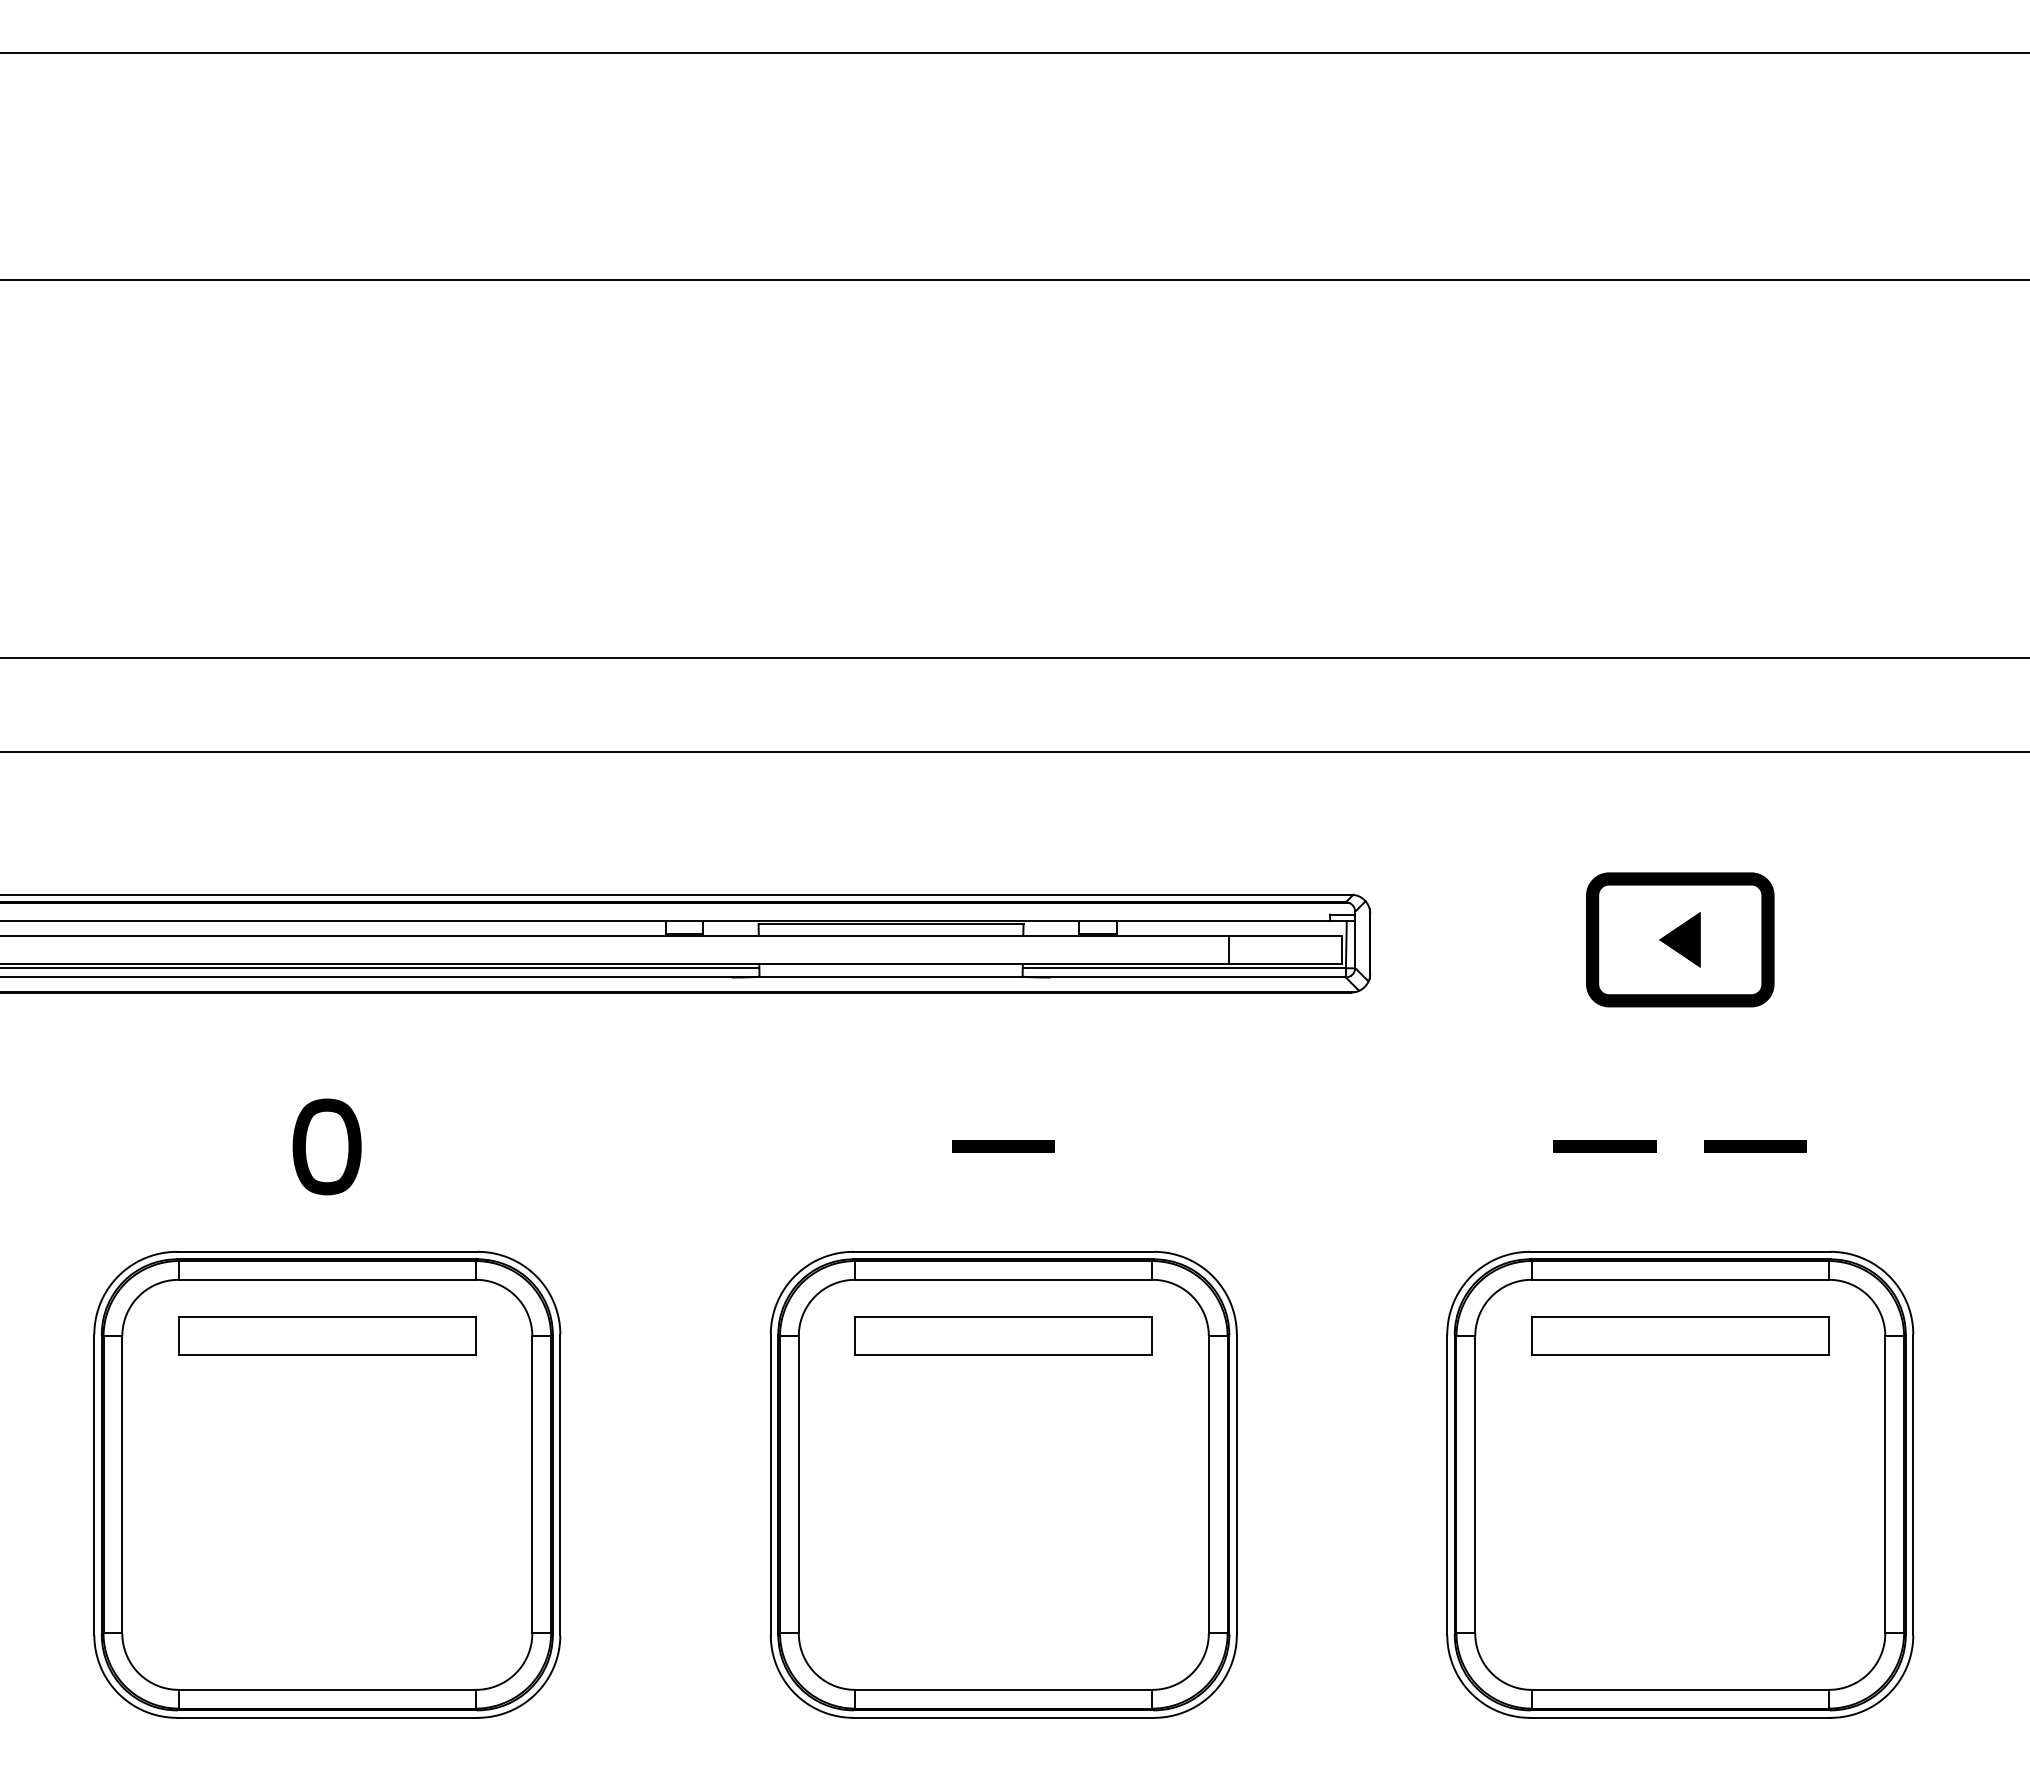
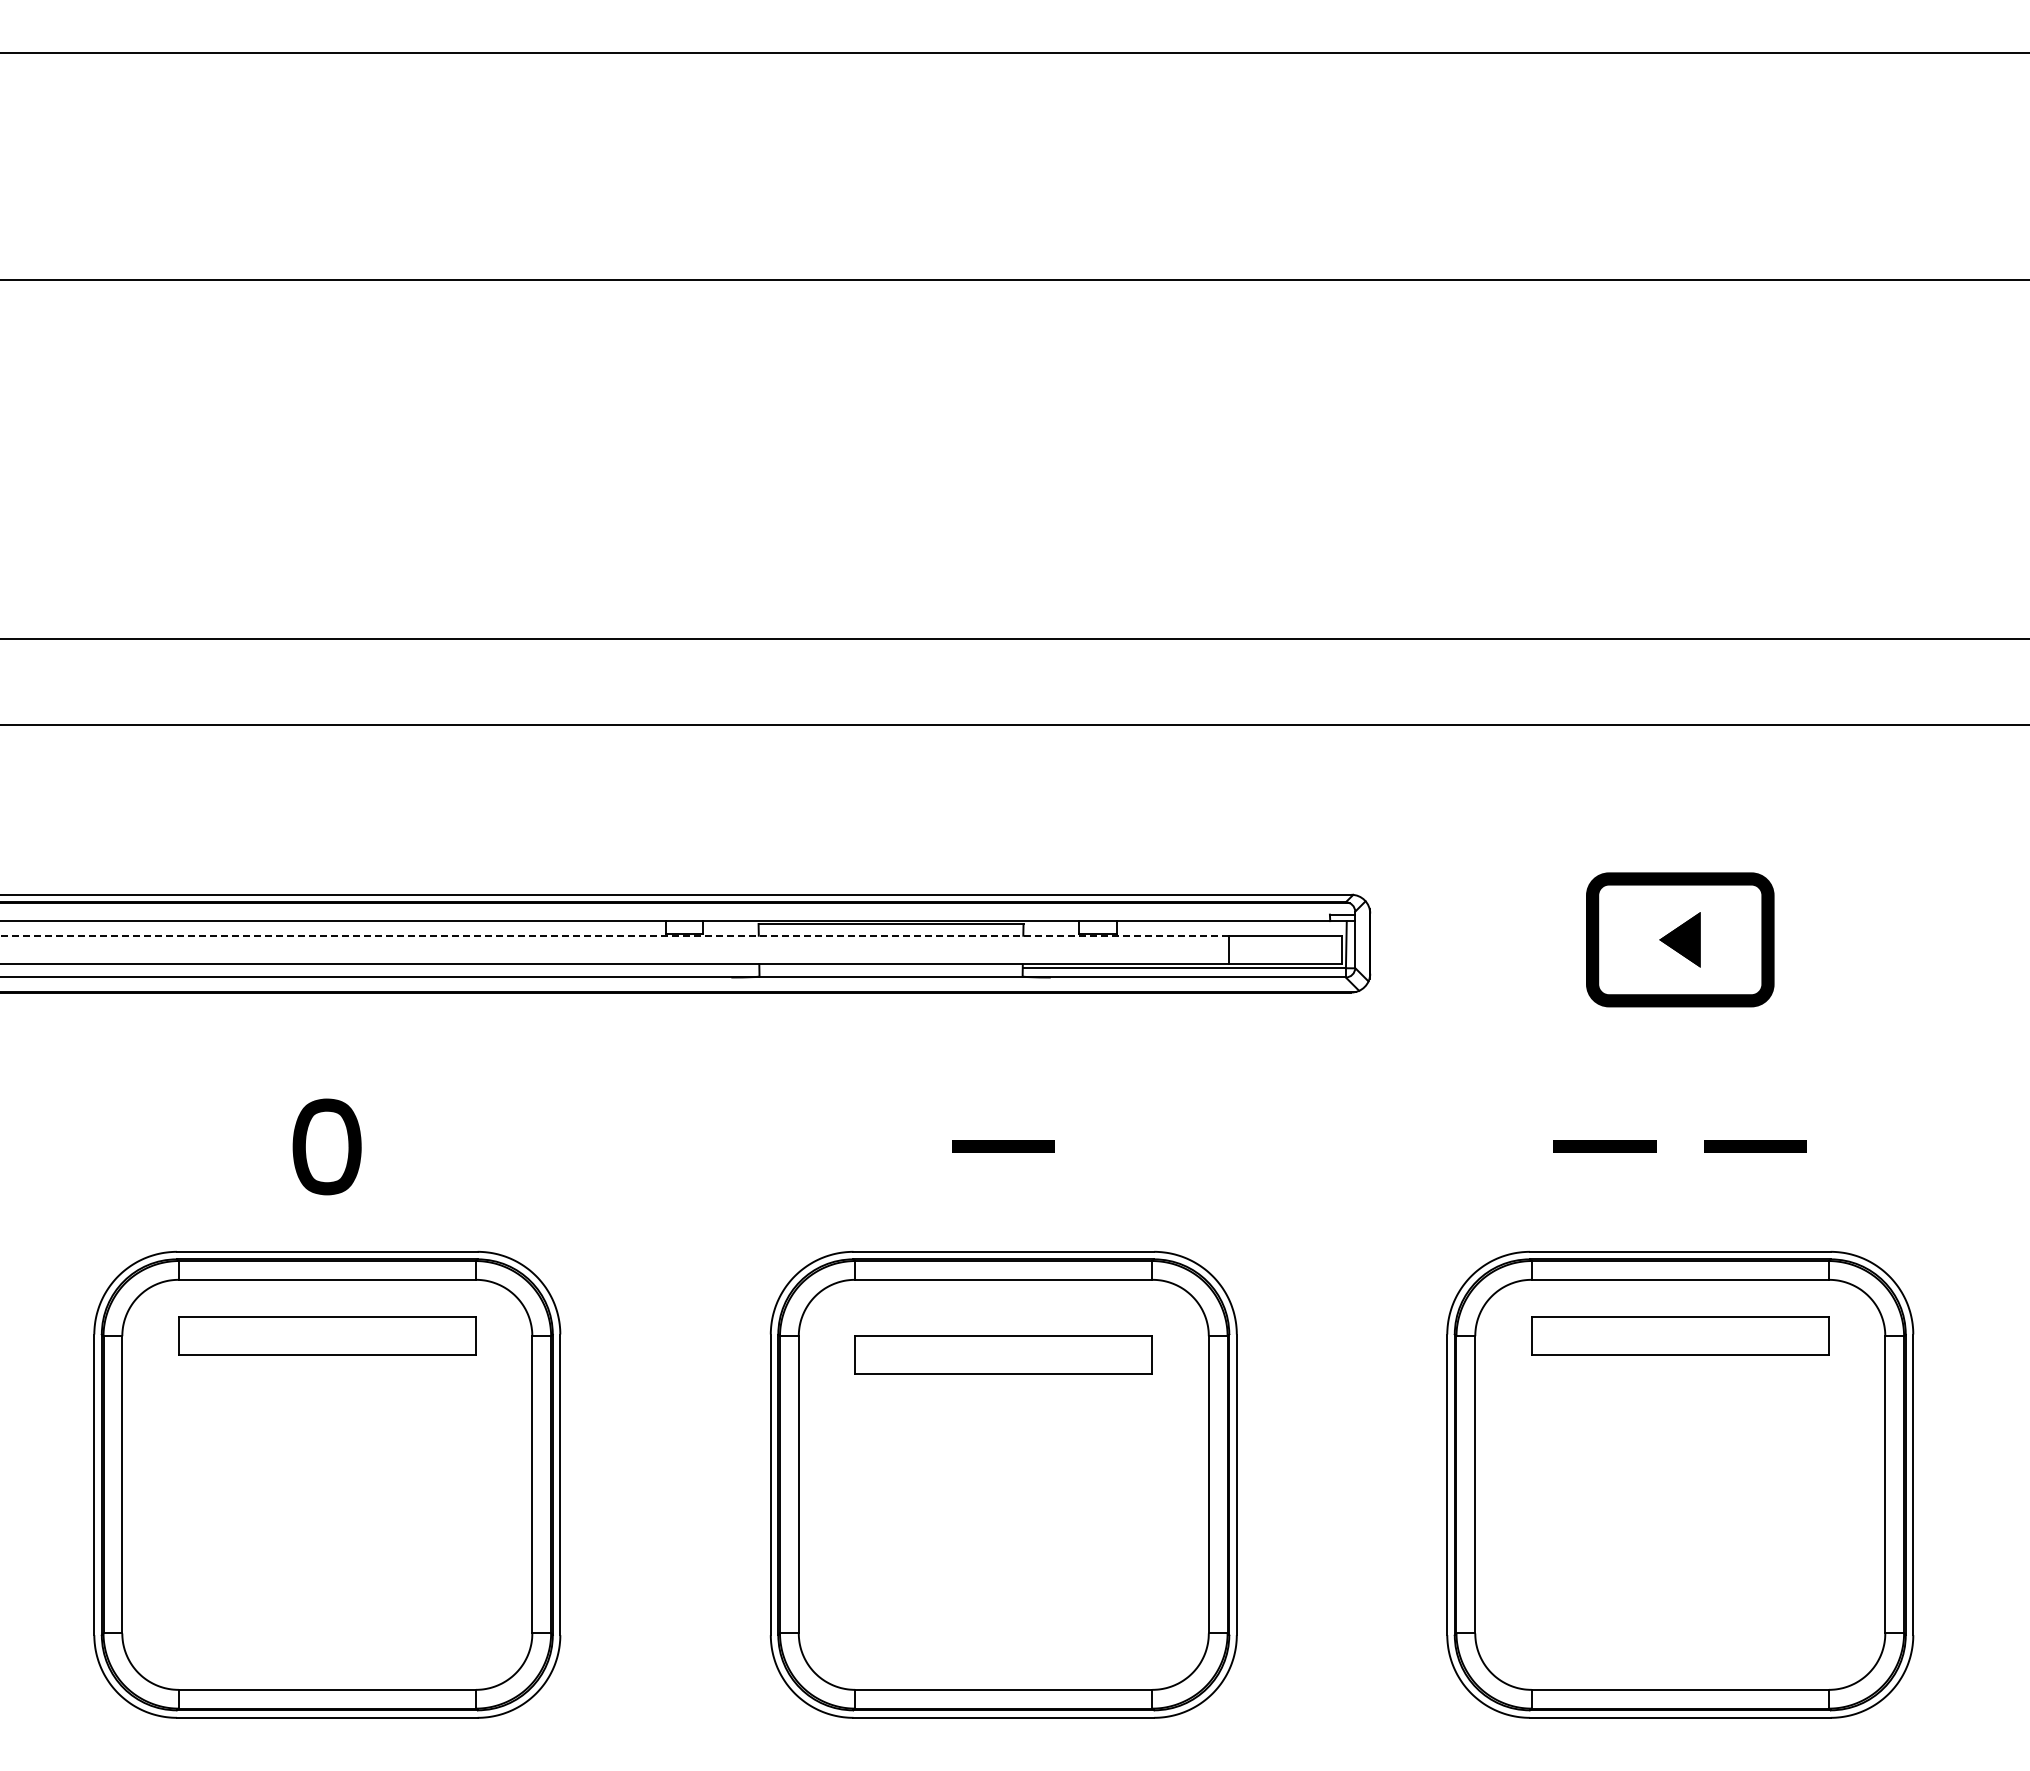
line position: (1014, 658) -> (1014, 639) (1014, 639)
line position: (1014, 751) -> (1014, 724) (1014, 724)
line: solid -> dashed (614, 935)
line: present -> none (380, 968)
part position: (1003, 1335) -> (1003, 1354) (1003, 1354)
